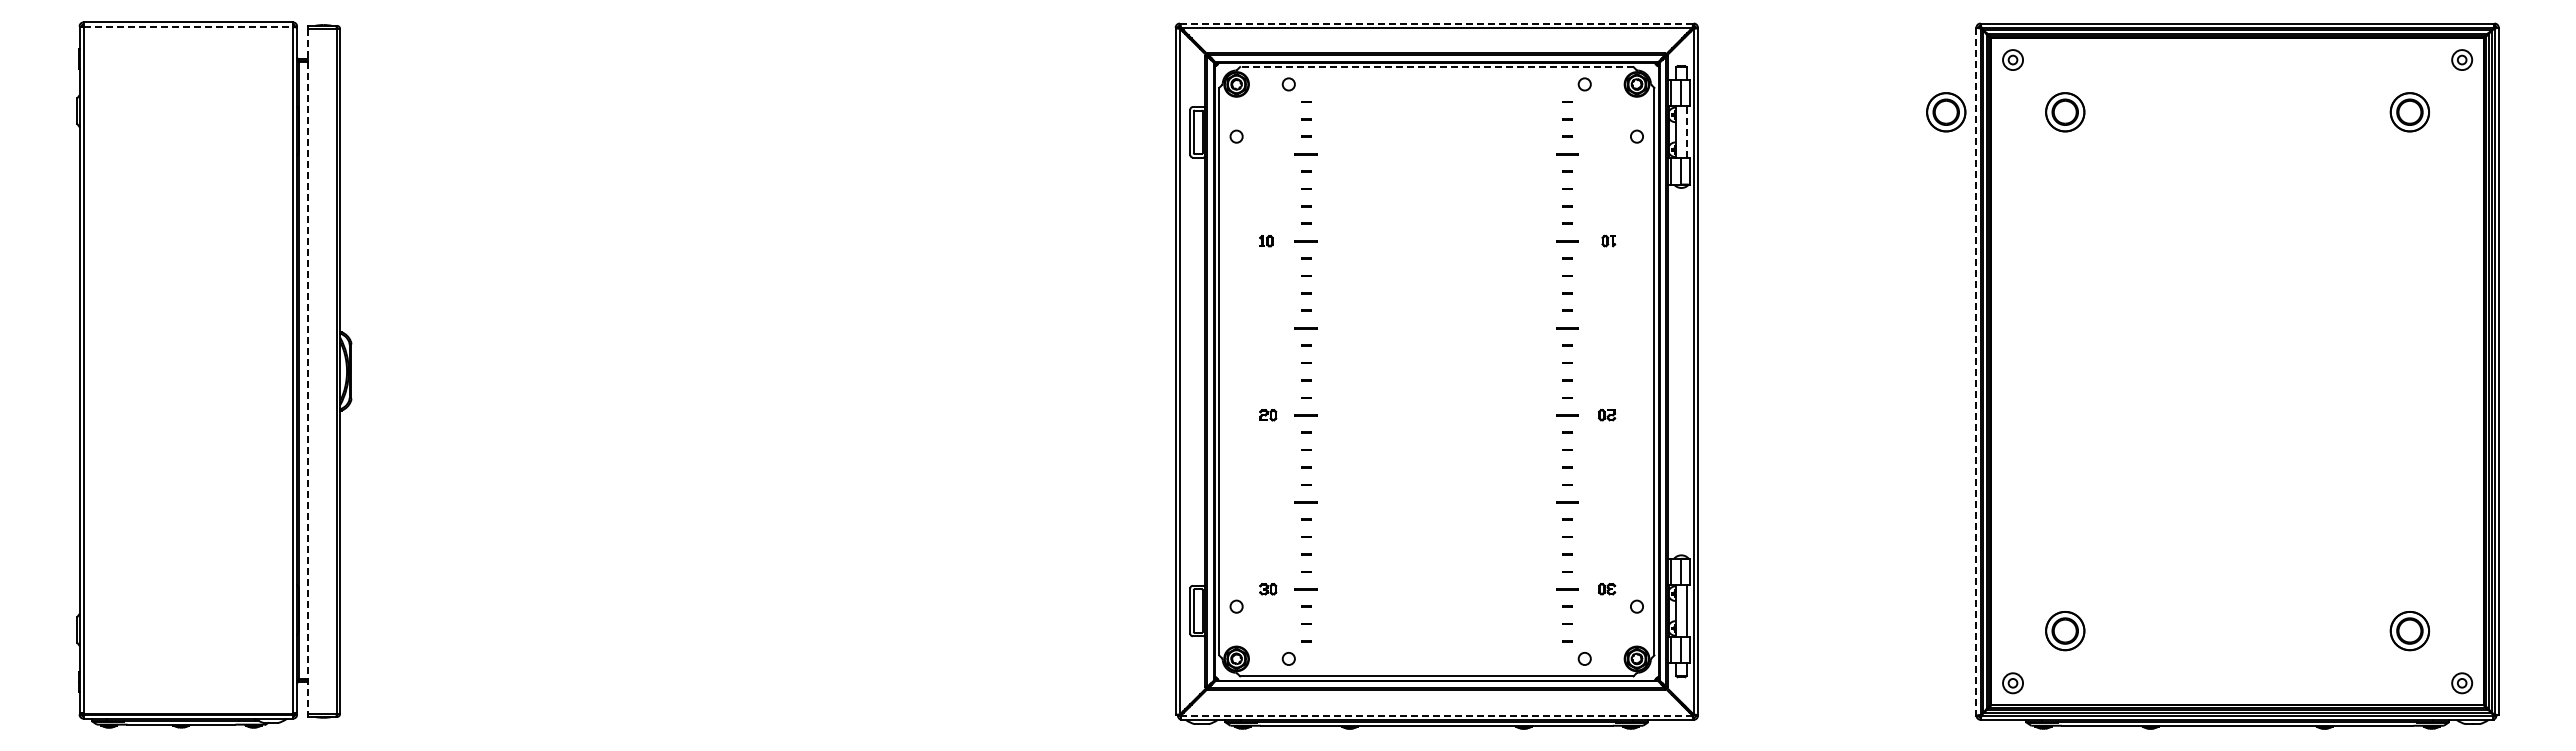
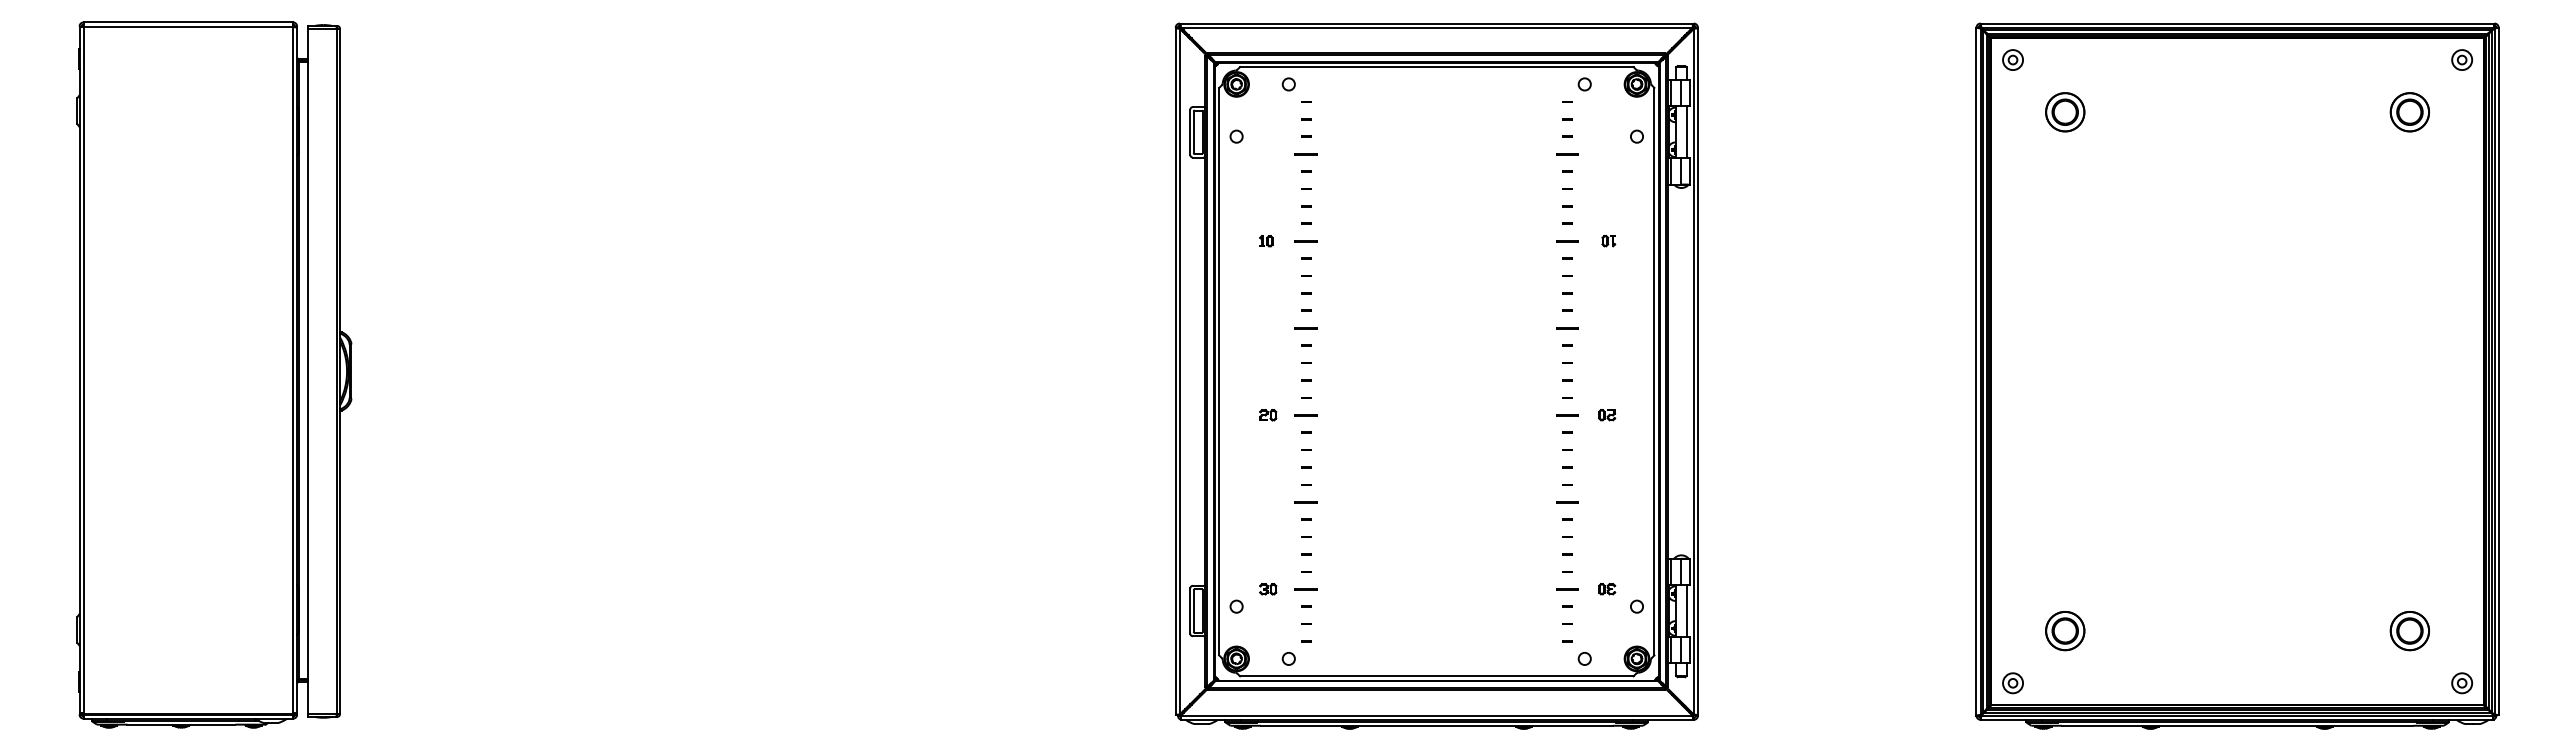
line: dashed -> solid (1437, 23)
line: dashed -> solid (188, 26)
line: dashed -> solid (1436, 67)
part: present -> none (1946, 112)
line: dashed -> solid (1686, 131)
line: dashed -> solid (307, 371)
line: dashed -> solid (1976, 371)
line: dashed -> solid (1436, 715)
